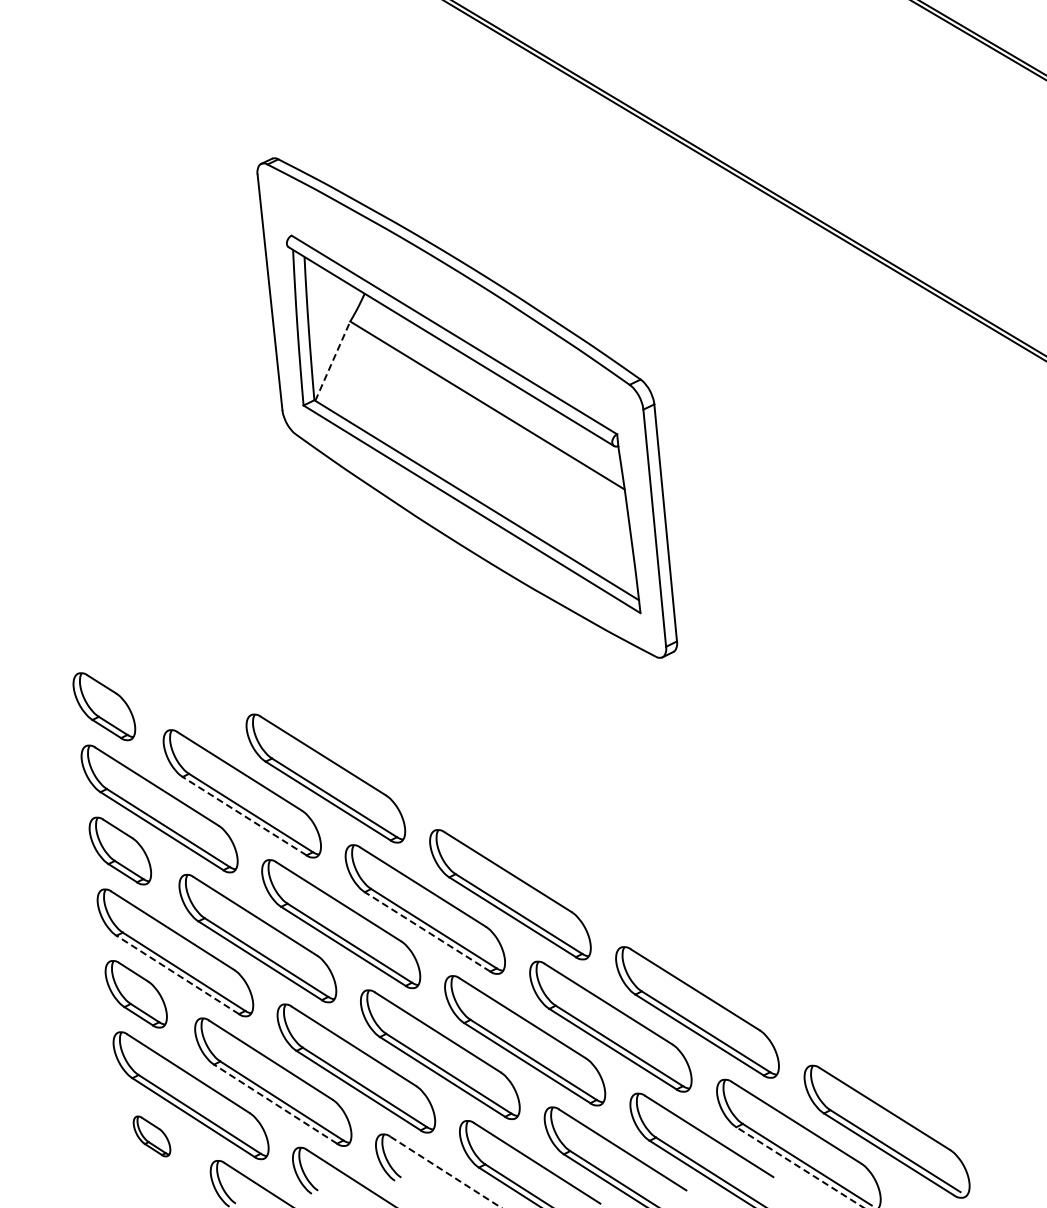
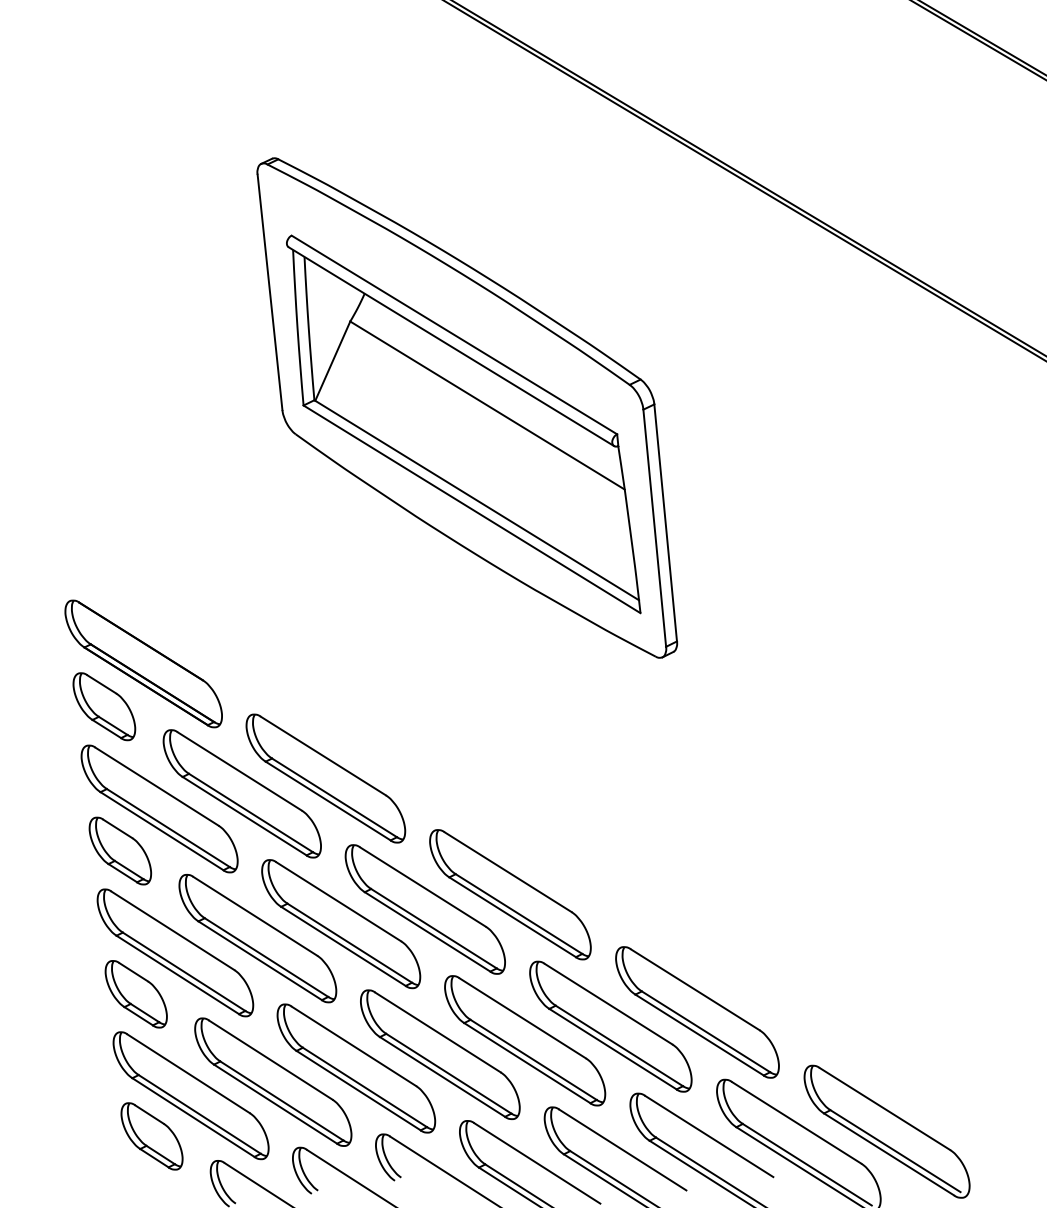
line: dashed -> solid (332, 360)
part: none -> present (143, 663)
line: dashed -> solid (244, 815)
line: dashed -> solid (427, 931)
line: dashed -> solid (177, 974)
line: dashed -> solid (275, 1103)
part size: 40x43 px -> 64x69 px (151, 1136)
line: dashed -> solid (799, 1167)
line: dashed -> solid (445, 1172)
